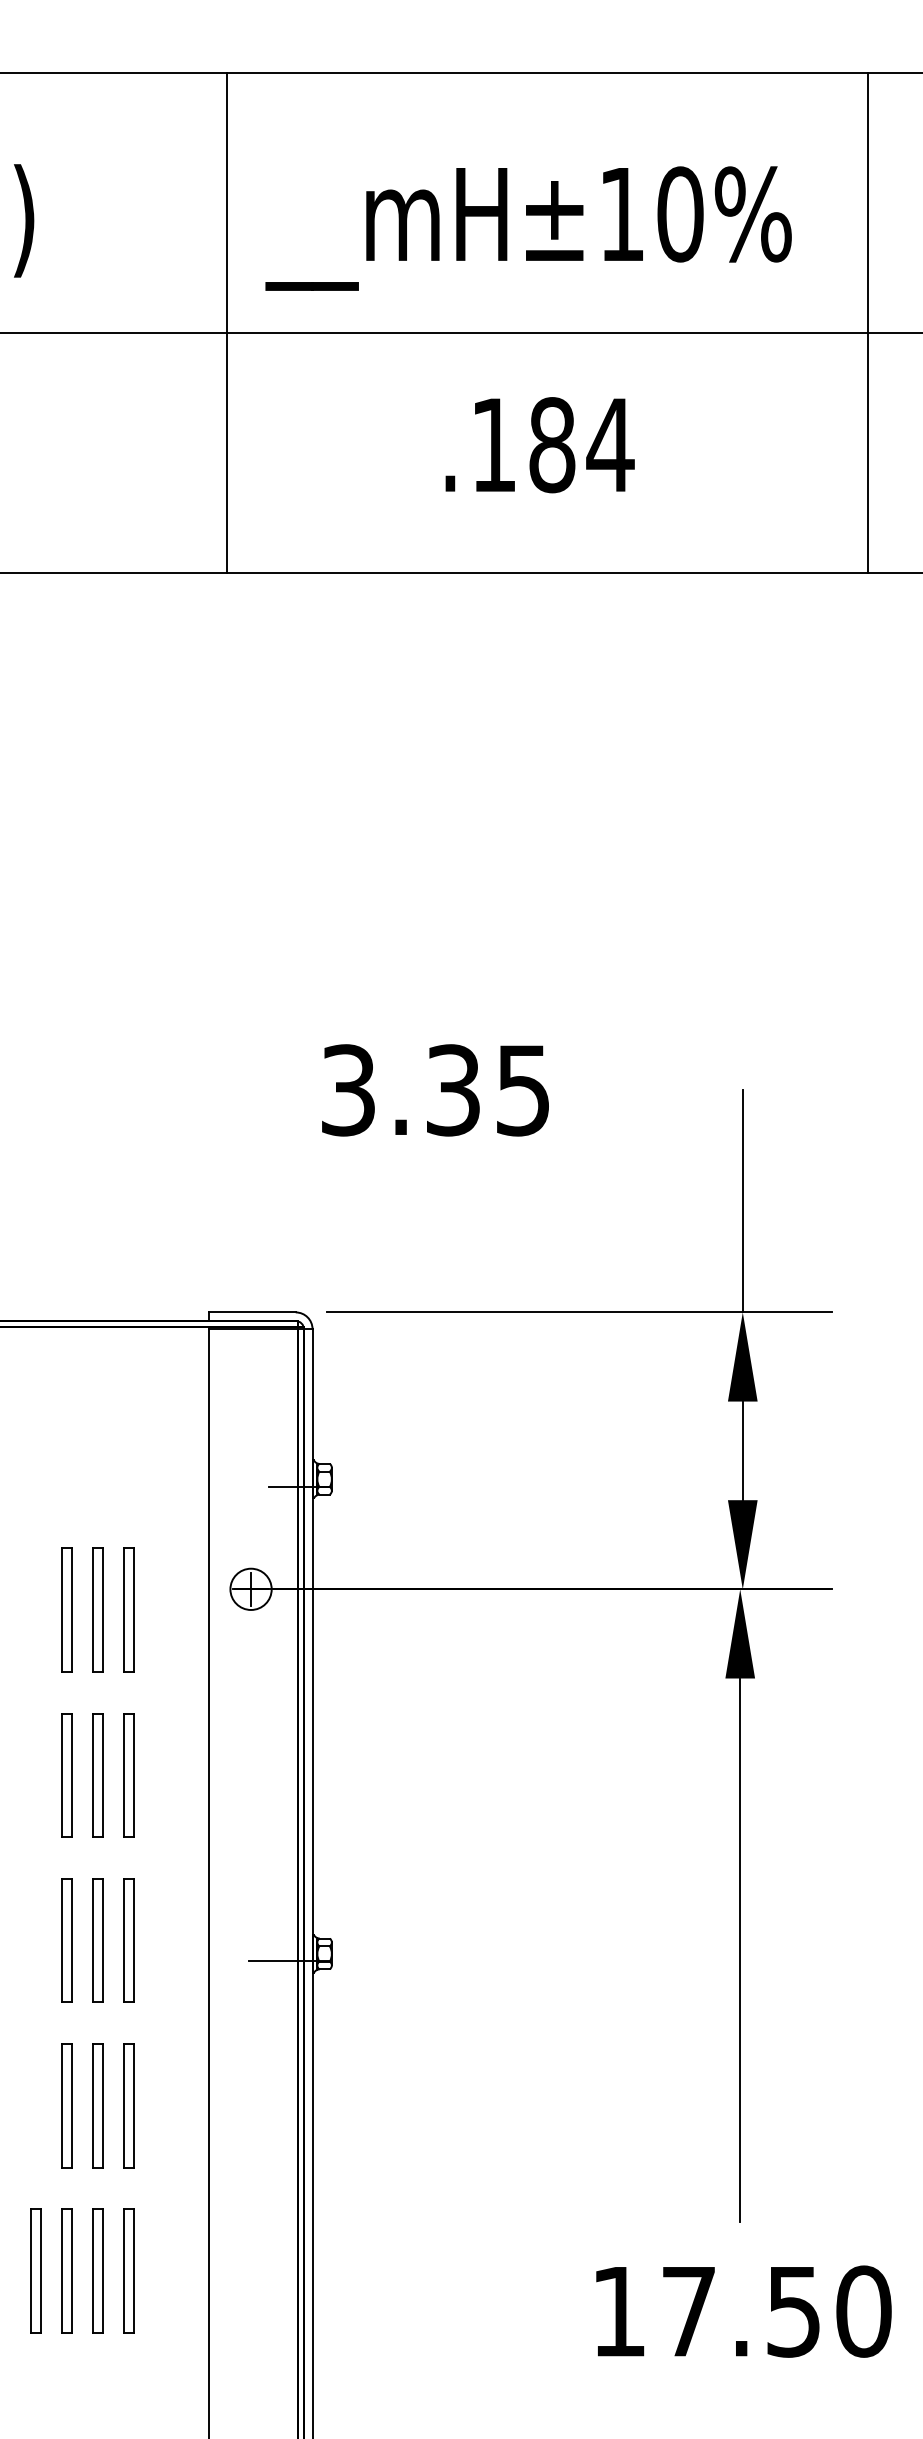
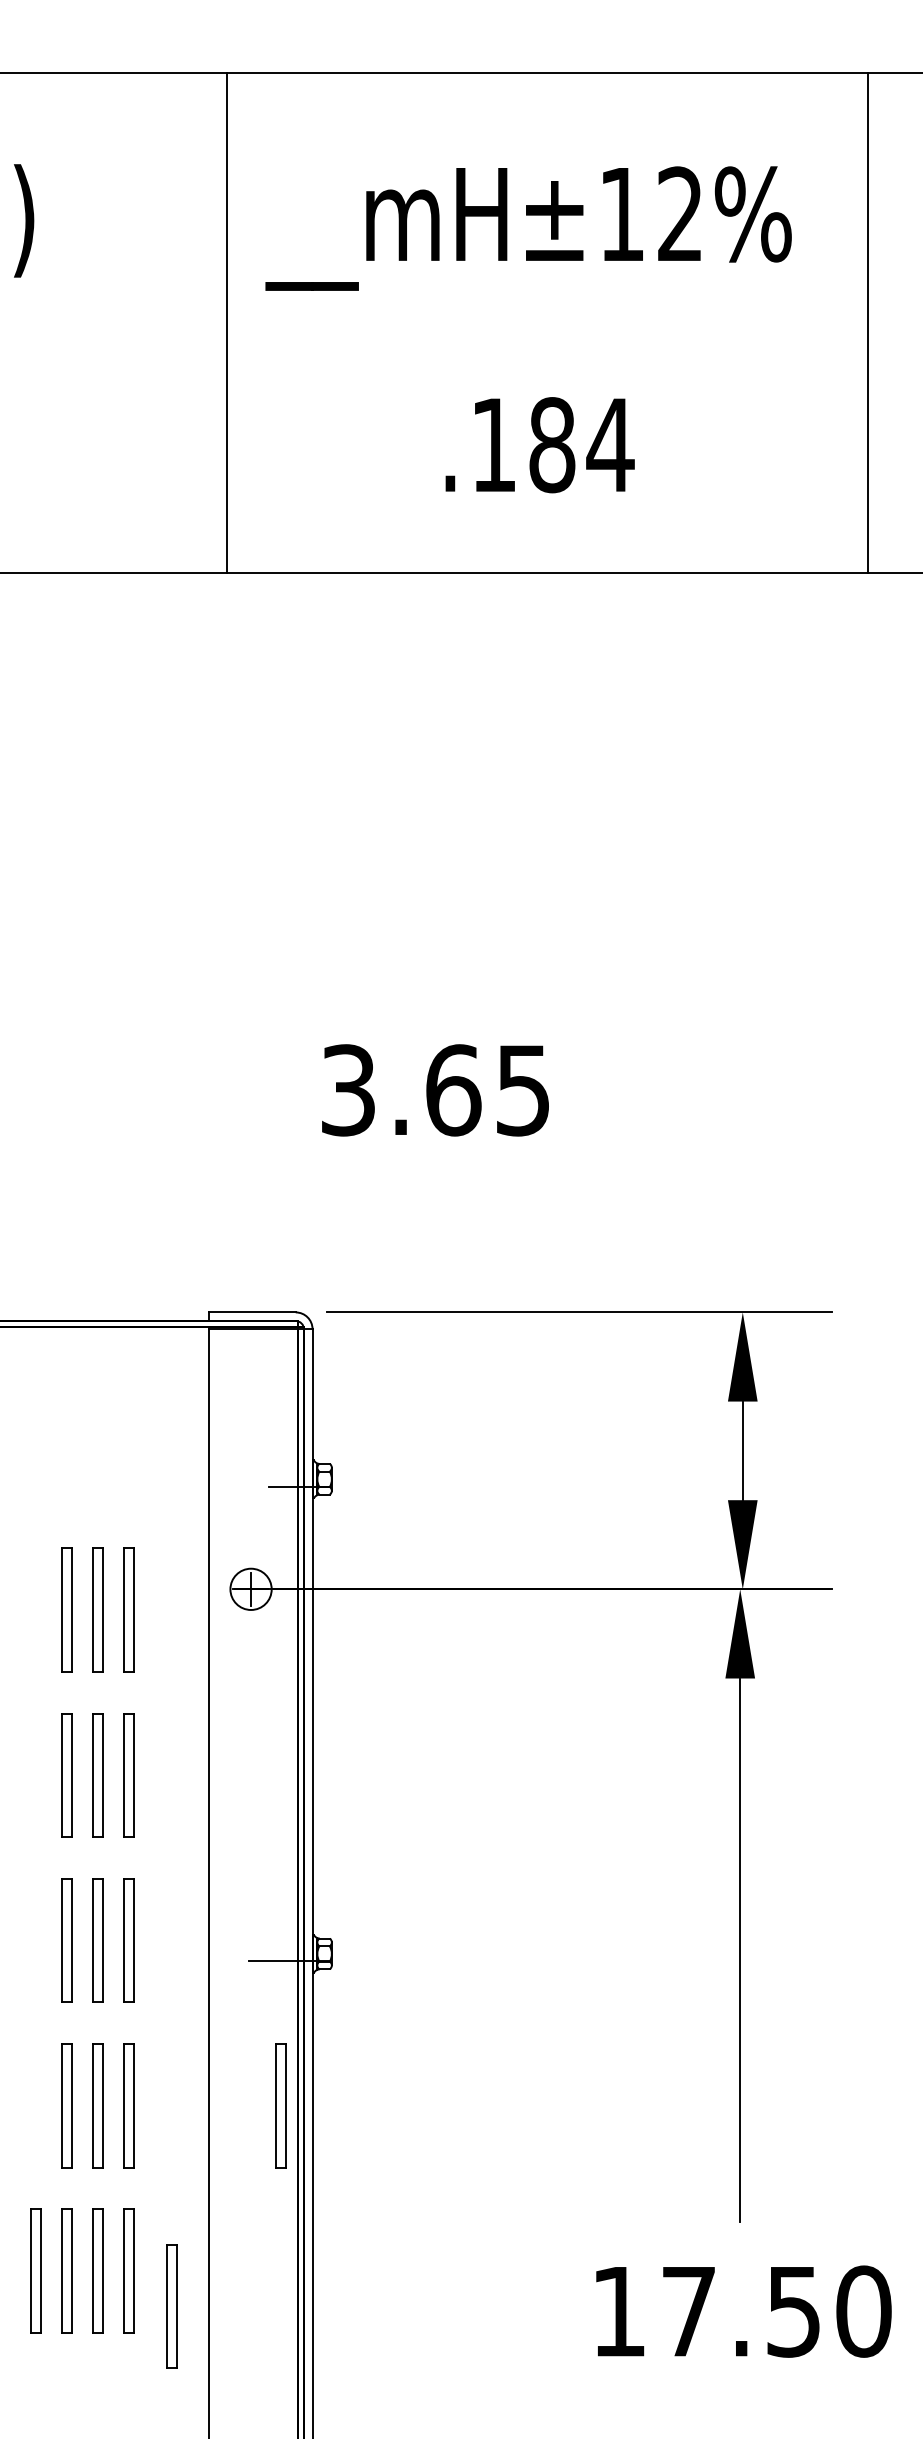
text: __mH±10% -> __mH±12% (680, 214)
line: present -> none (460, 333)
text: 3.35 -> 3.65 (453, 1090)
line: present -> none (742, 1201)
part: none -> present (280, 2105)
part: none -> present (171, 2306)
